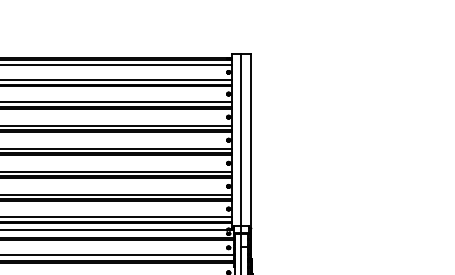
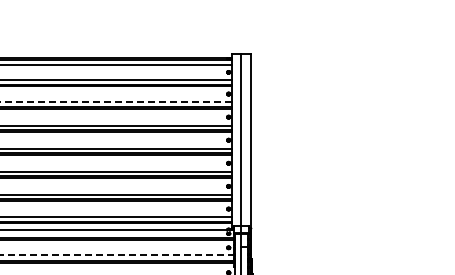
line: solid -> dashed (116, 102)
line: solid -> dashed (117, 255)
